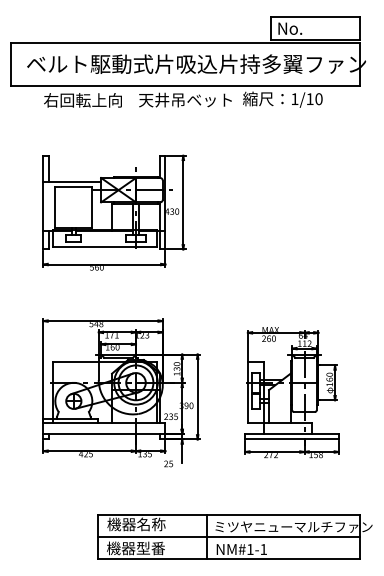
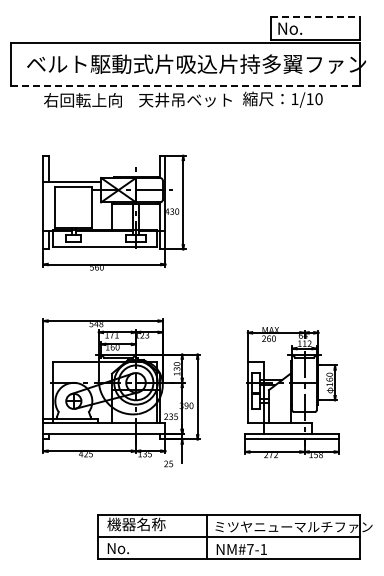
line: solid -> dashed (315, 17)
line: solid -> dashed (186, 86)
text: 機器型番 -> No. (135, 548)
text: NM#1-1 -> NM#7-1 (250, 549)
